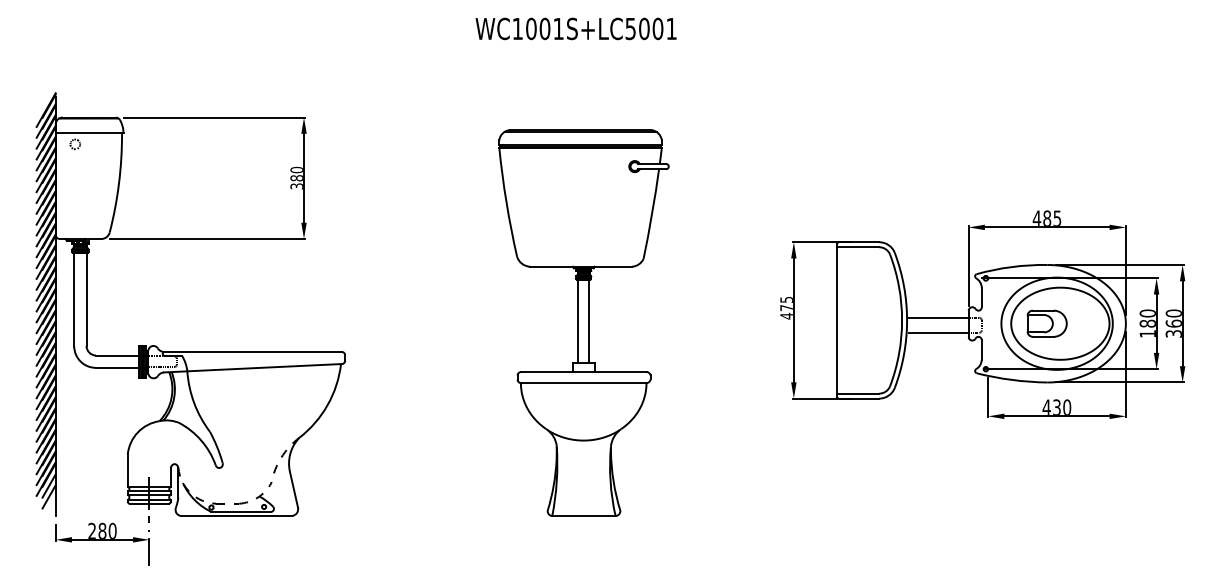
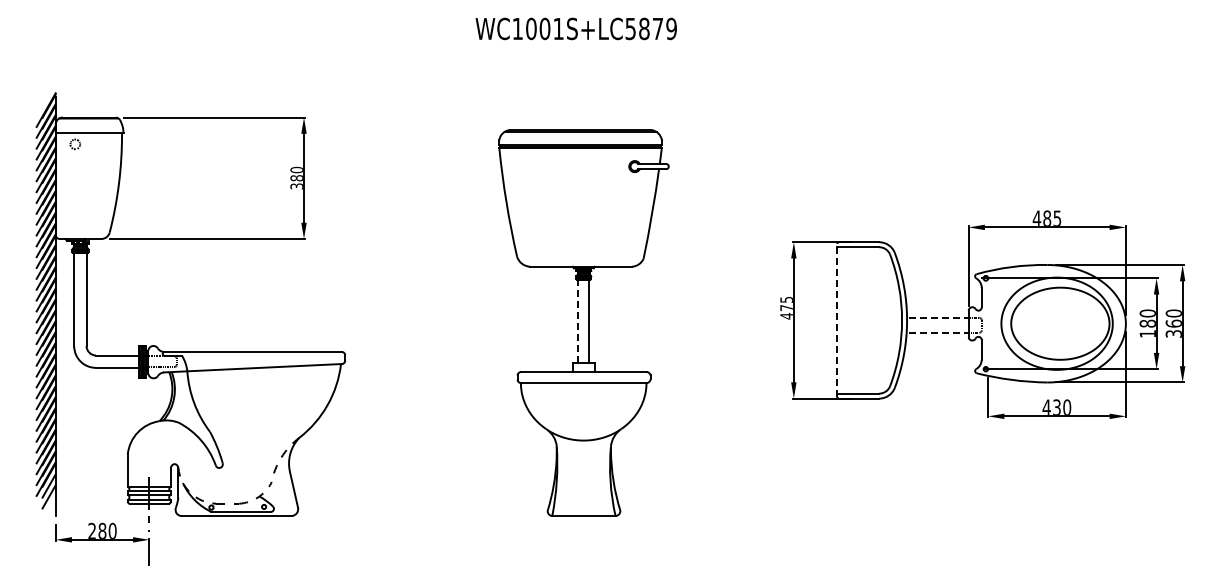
text: WC1001S+LC5001 -> WC1001S+LC5879 (657, 28)
line: solid -> dashed (938, 317)
line: solid -> dashed (578, 320)
line: solid -> dashed (837, 320)
part: present -> none (1046, 323)
line: solid -> dashed (939, 332)
